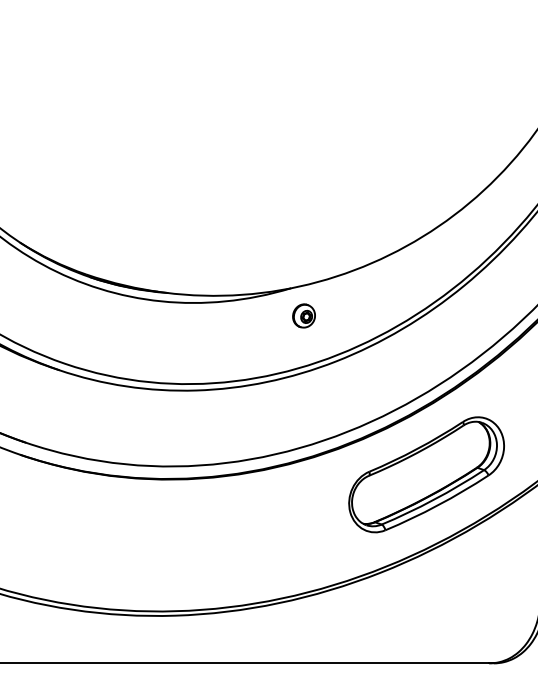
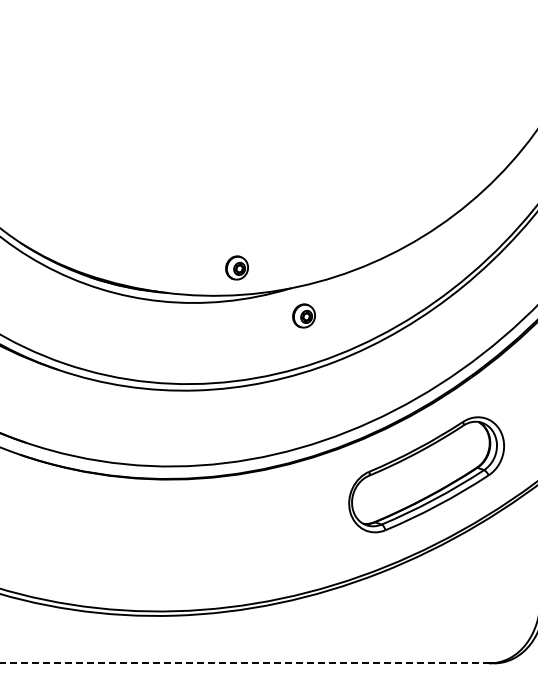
part: none -> present (236, 267)
line: solid -> dashed (244, 663)
